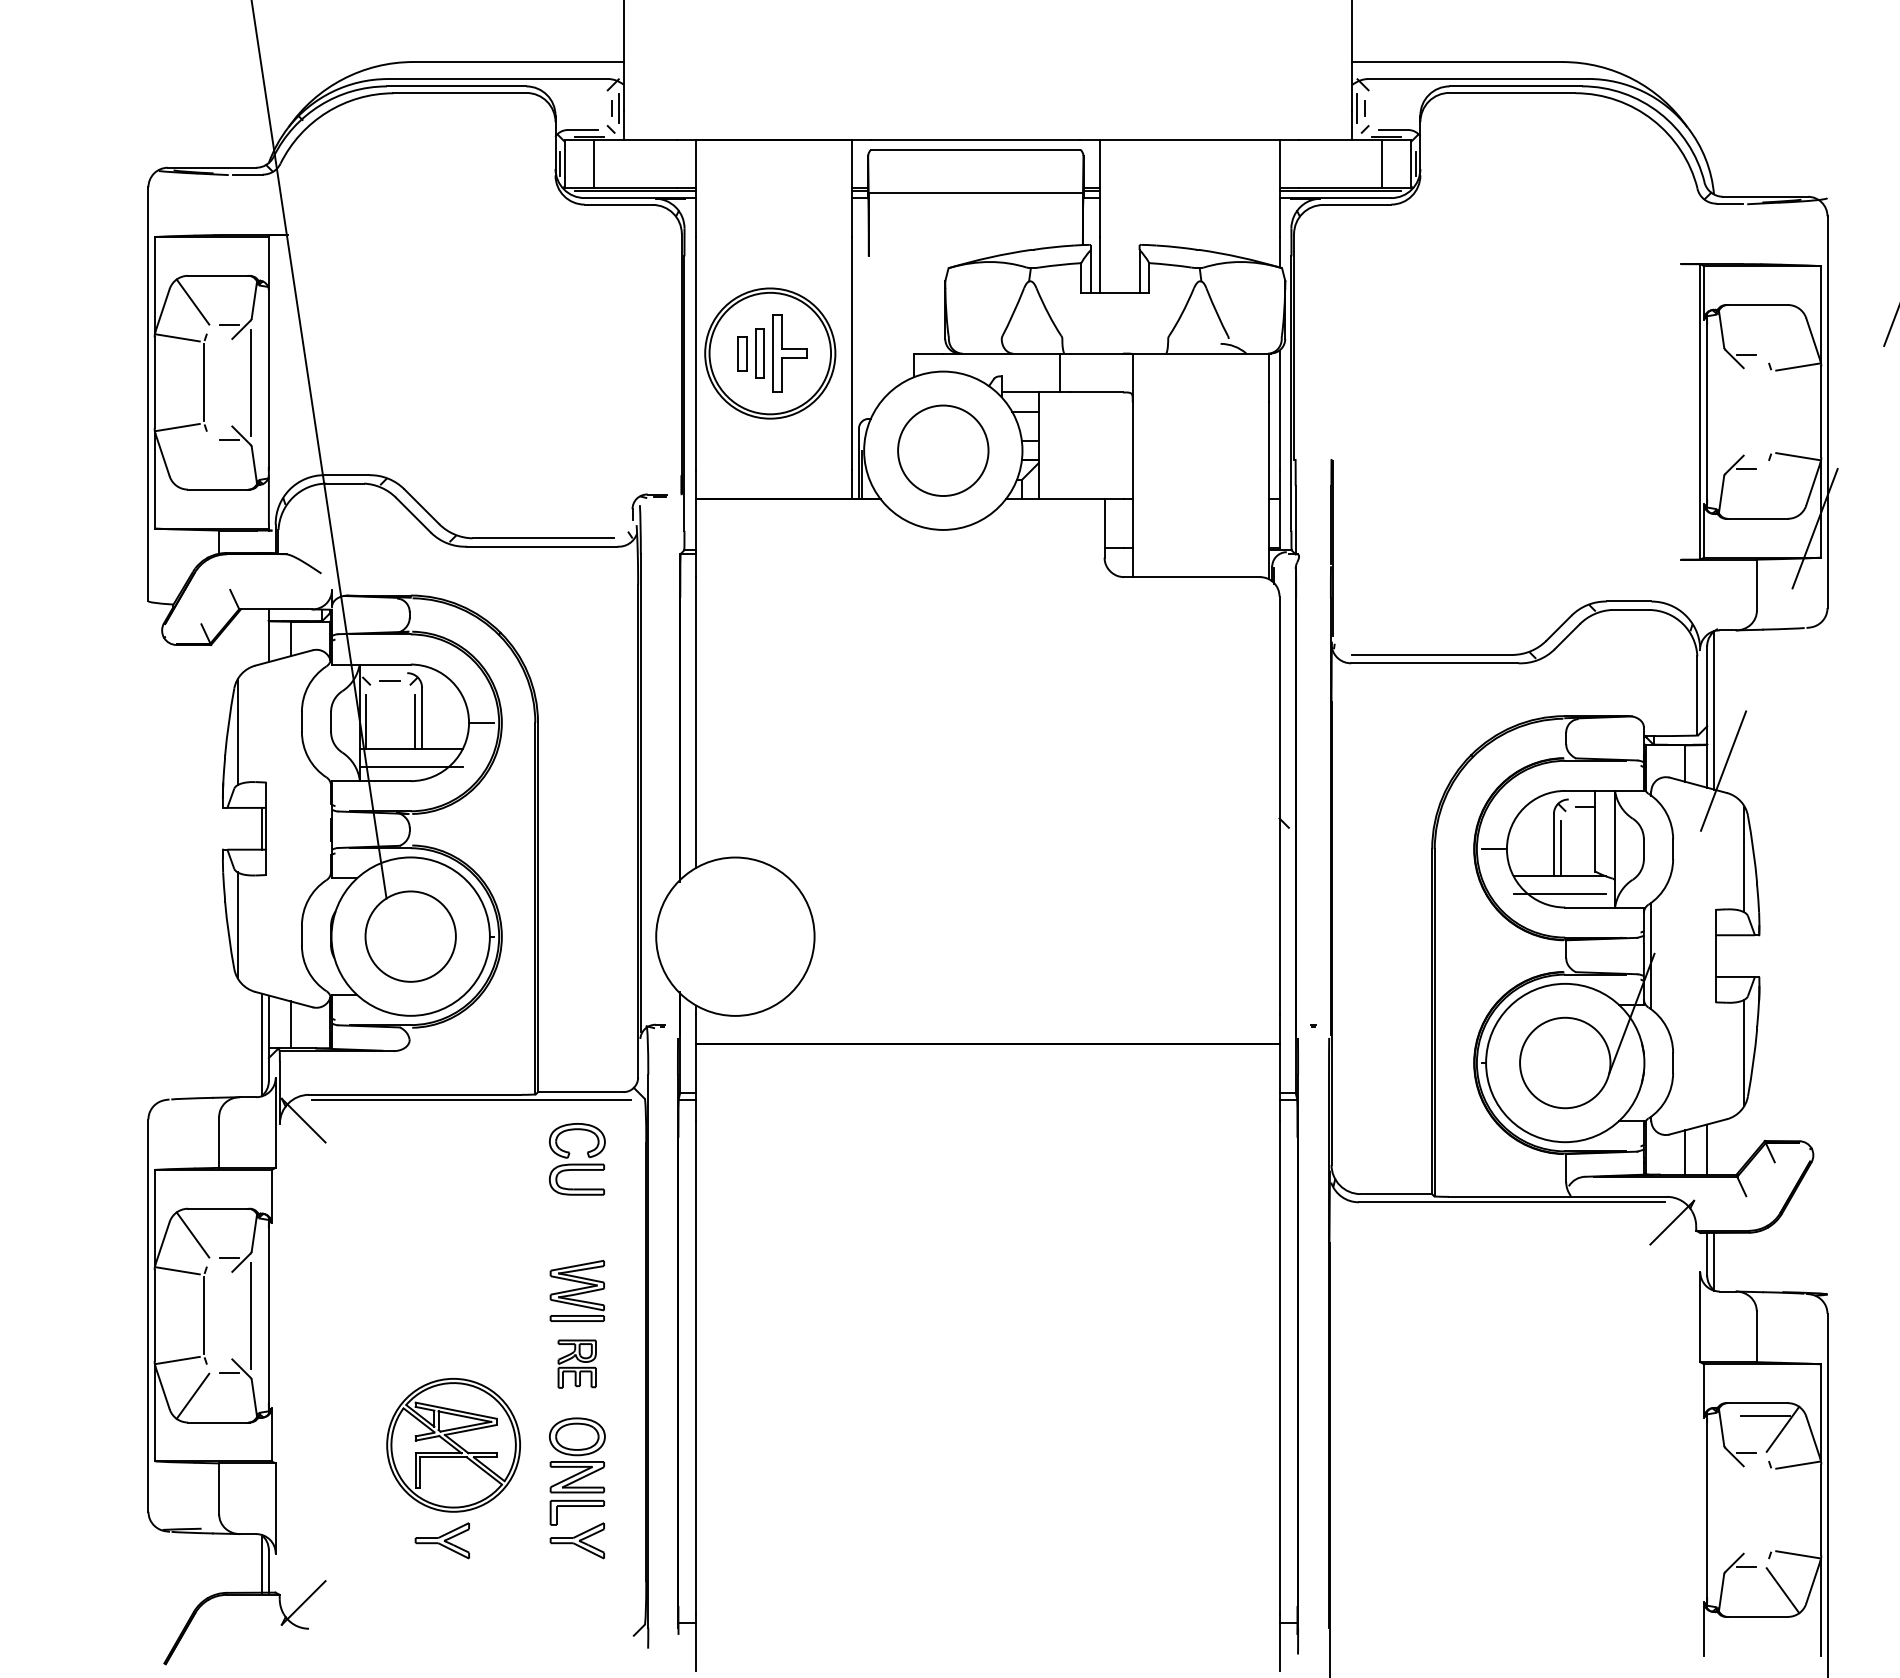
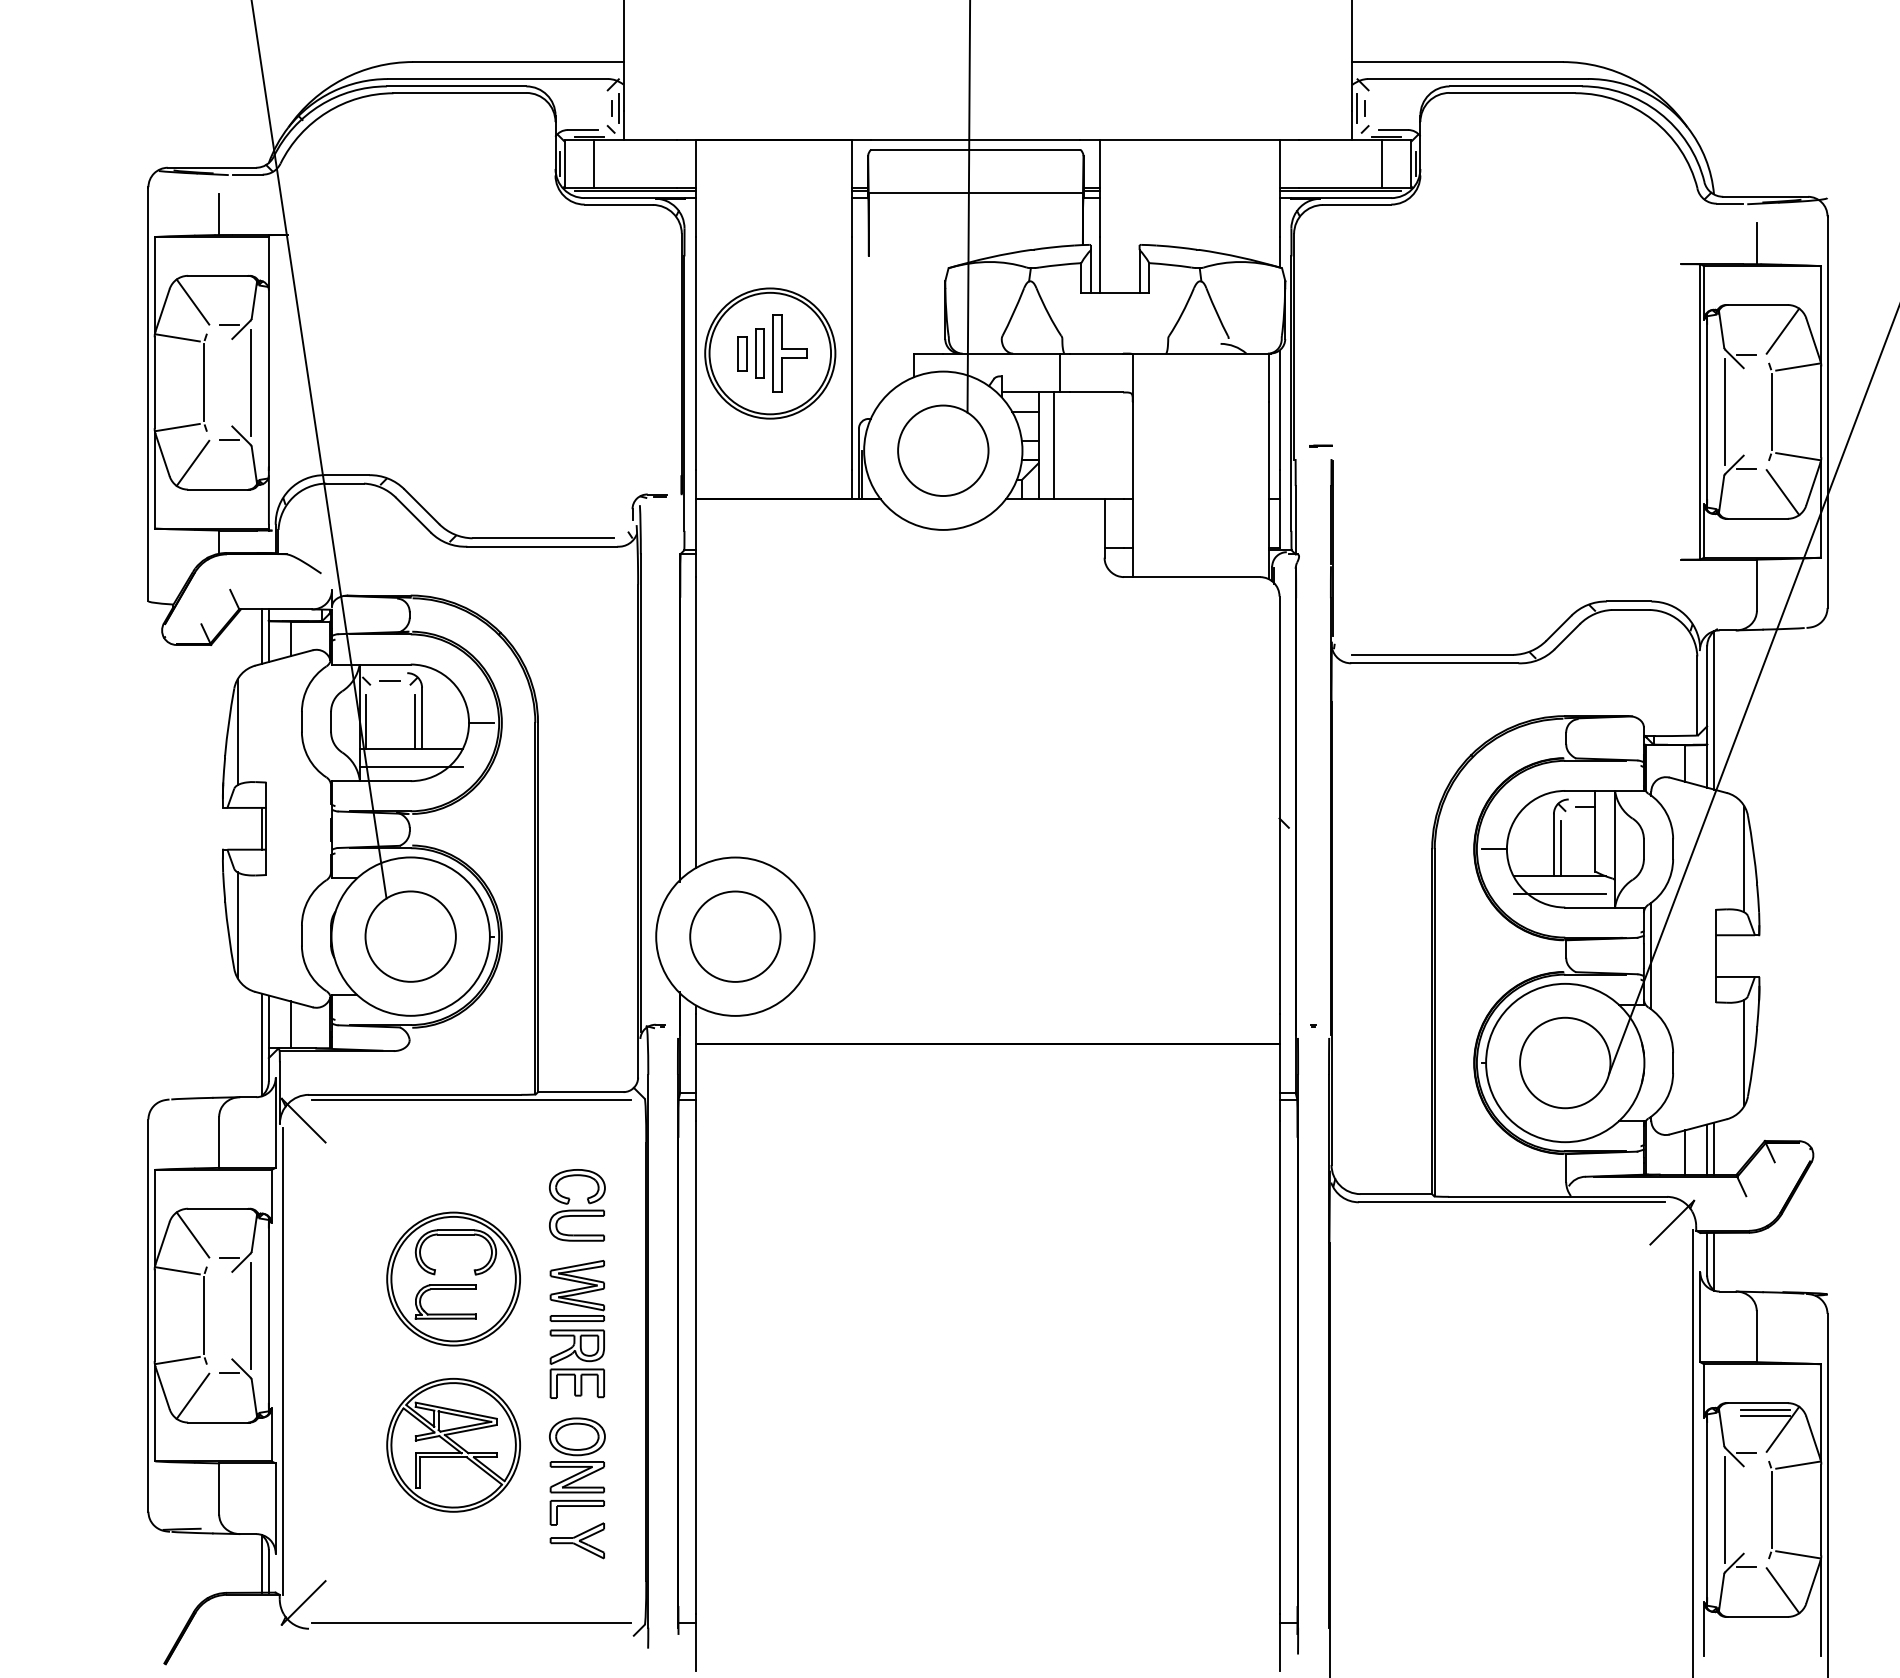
line: none -> present (968, 207)
line: none -> present (219, 214)
line: none -> present (1756, 243)
line: none -> present (1782, 330)
line: none -> present (1725, 411)
line: none -> present (1771, 411)
line: none -> present (1053, 445)
line: none -> present (1320, 445)
line: none -> present (192, 462)
line: none -> present (1782, 492)
line: none -> present (261, 636)
line: dashed -> solid (1754, 689)
circle: none -> present (735, 936)
line: none -> present (1714, 1148)
part position: (577, 1159) -> (577, 1205) (577, 1205)
part: none -> present (453, 1278)
line: none -> present (282, 1361)
part size: 40x50 px -> 56x70 px (576, 1363)
line: none -> present (1765, 1410)
line: none -> present (1693, 1452)
line: none -> present (1771, 1509)
line: none -> present (1725, 1510)
part: present -> none (441, 1540)
line: none -> present (470, 1623)
